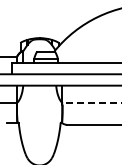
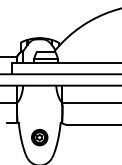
line: dashed -> solid (91, 102)
part: none -> present (39, 137)
